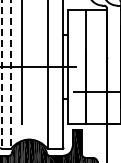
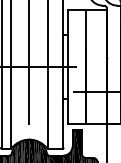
line: dashed -> solid (2, 74)
line: dashed -> solid (11, 74)
line position: (22, 77) -> (29, 77) (29, 77)
